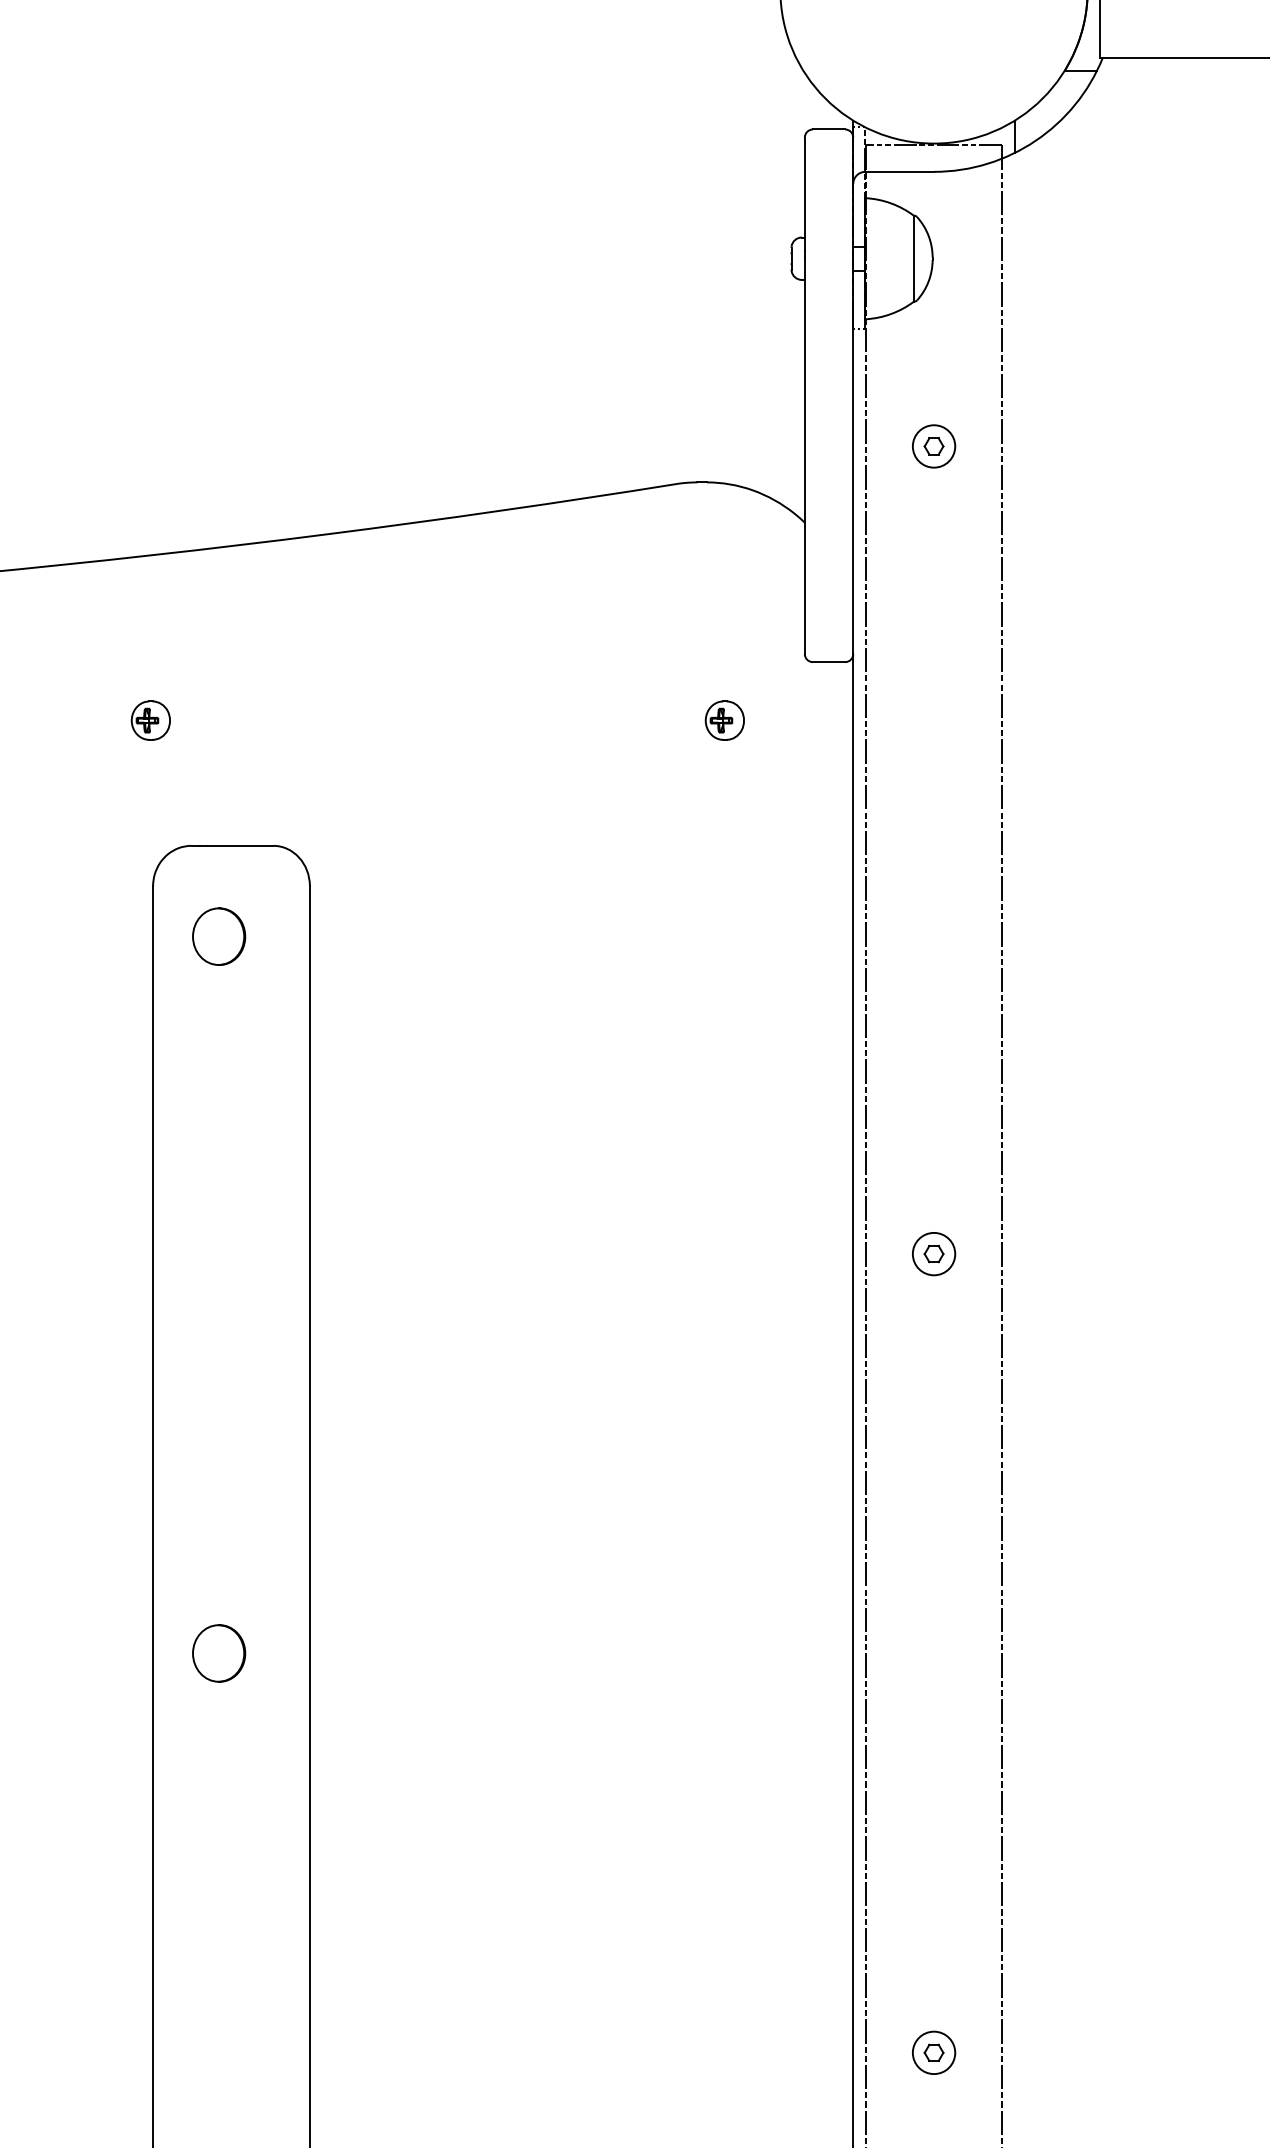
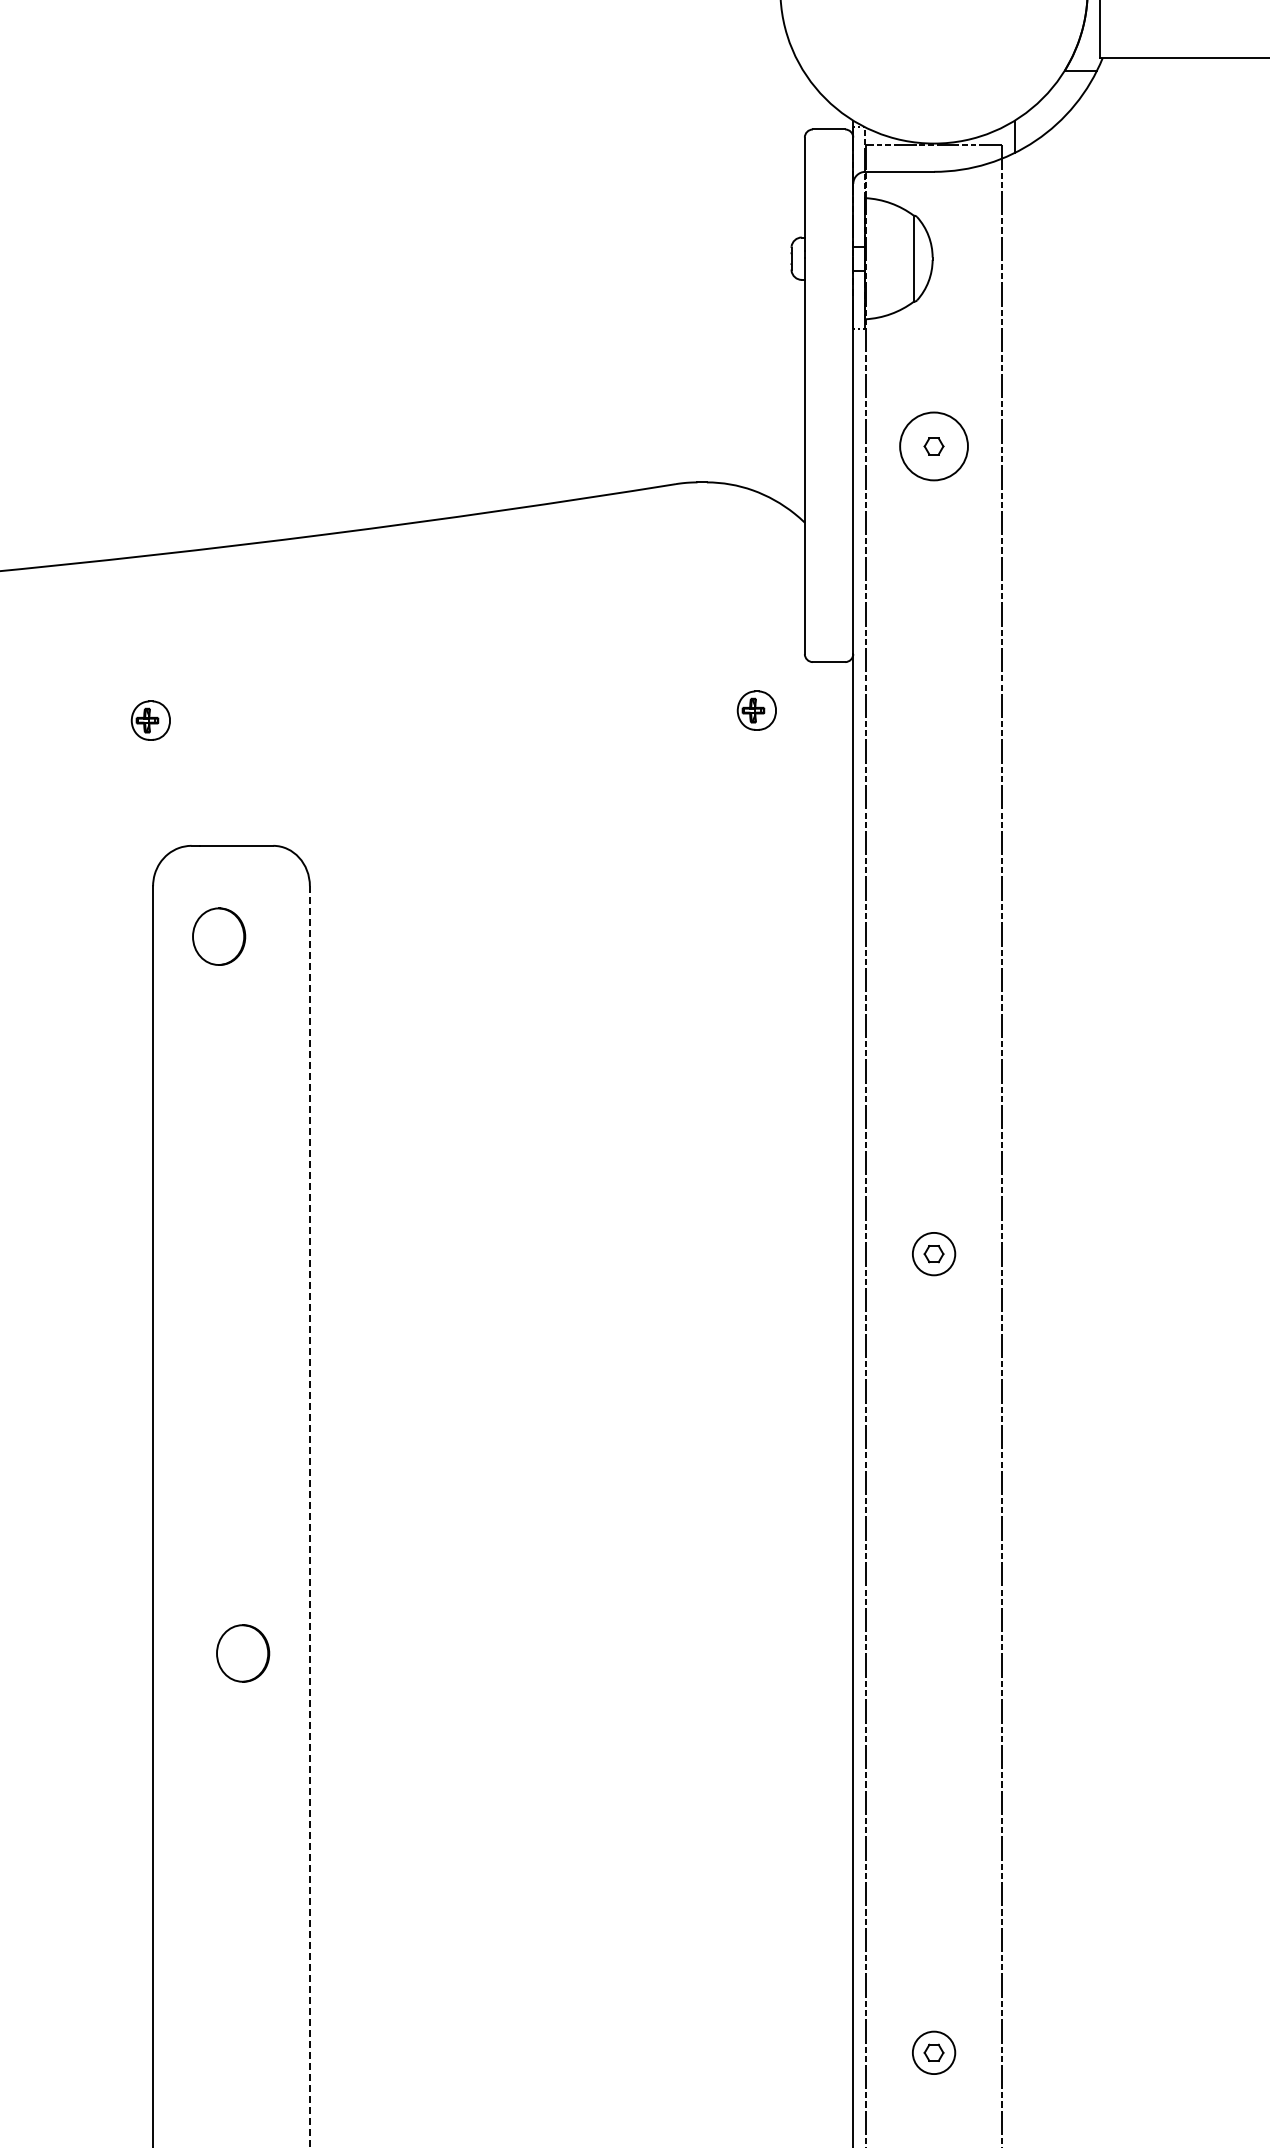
circle diameter: 42 px -> 68 px (933, 446)
part position: (724, 720) -> (756, 710) (756, 710)
line: solid -> dashed (309, 1517)
part position: (219, 1653) -> (243, 1653) (243, 1653)
